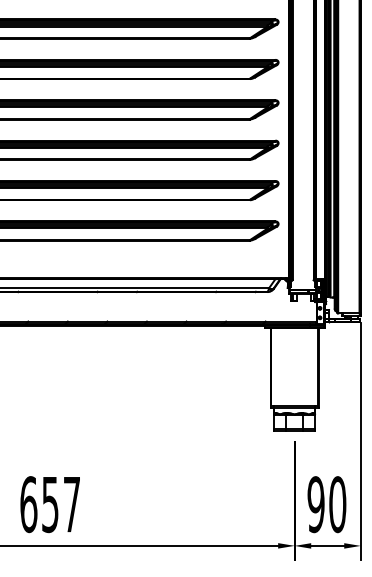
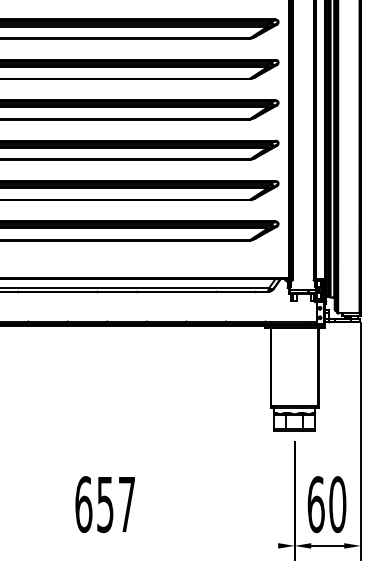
text position: (49, 504) -> (104, 504) (104, 504)
text: 90 -> 60 (315, 504)
line: present -> none (140, 545)
